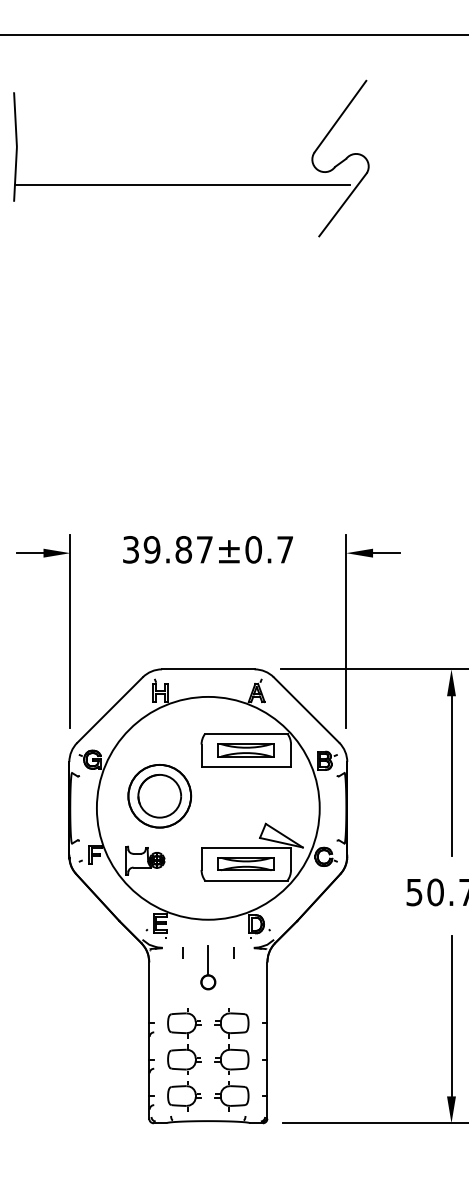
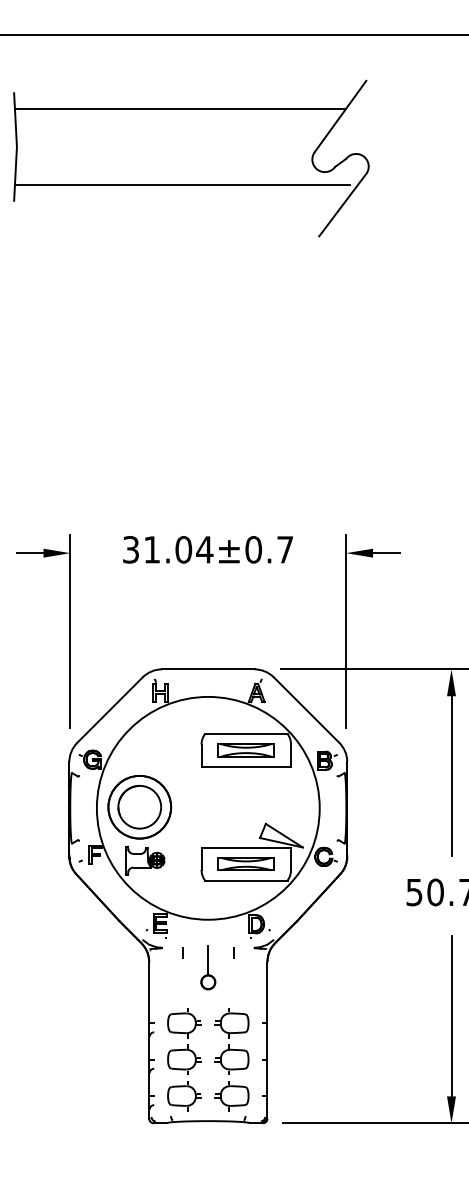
line: none -> present (179, 109)
text: 39.87±0.7 -> 31.04±0.7 (178, 549)
part position: (159, 796) -> (139, 807) (139, 807)
